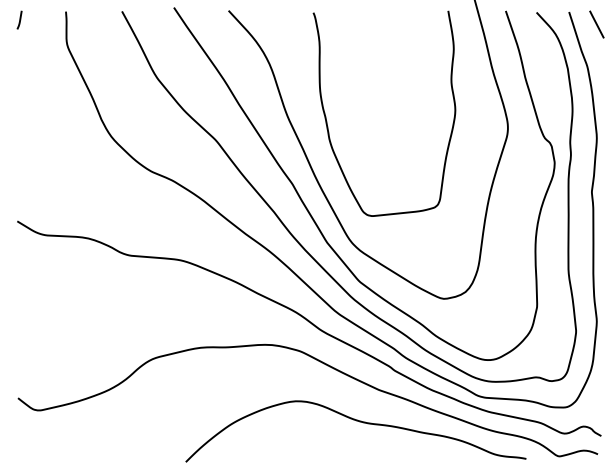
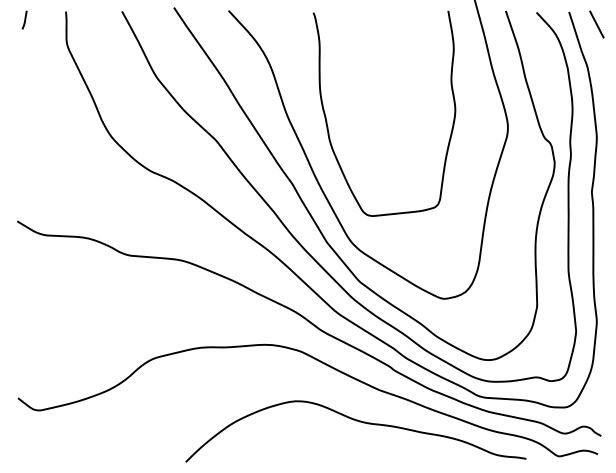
line position: (19, 19) -> (24, 19) (24, 19)
